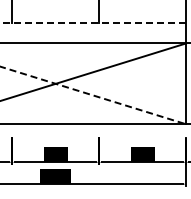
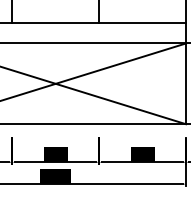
line: dashed -> solid (93, 23)
line: dashed -> solid (93, 95)
